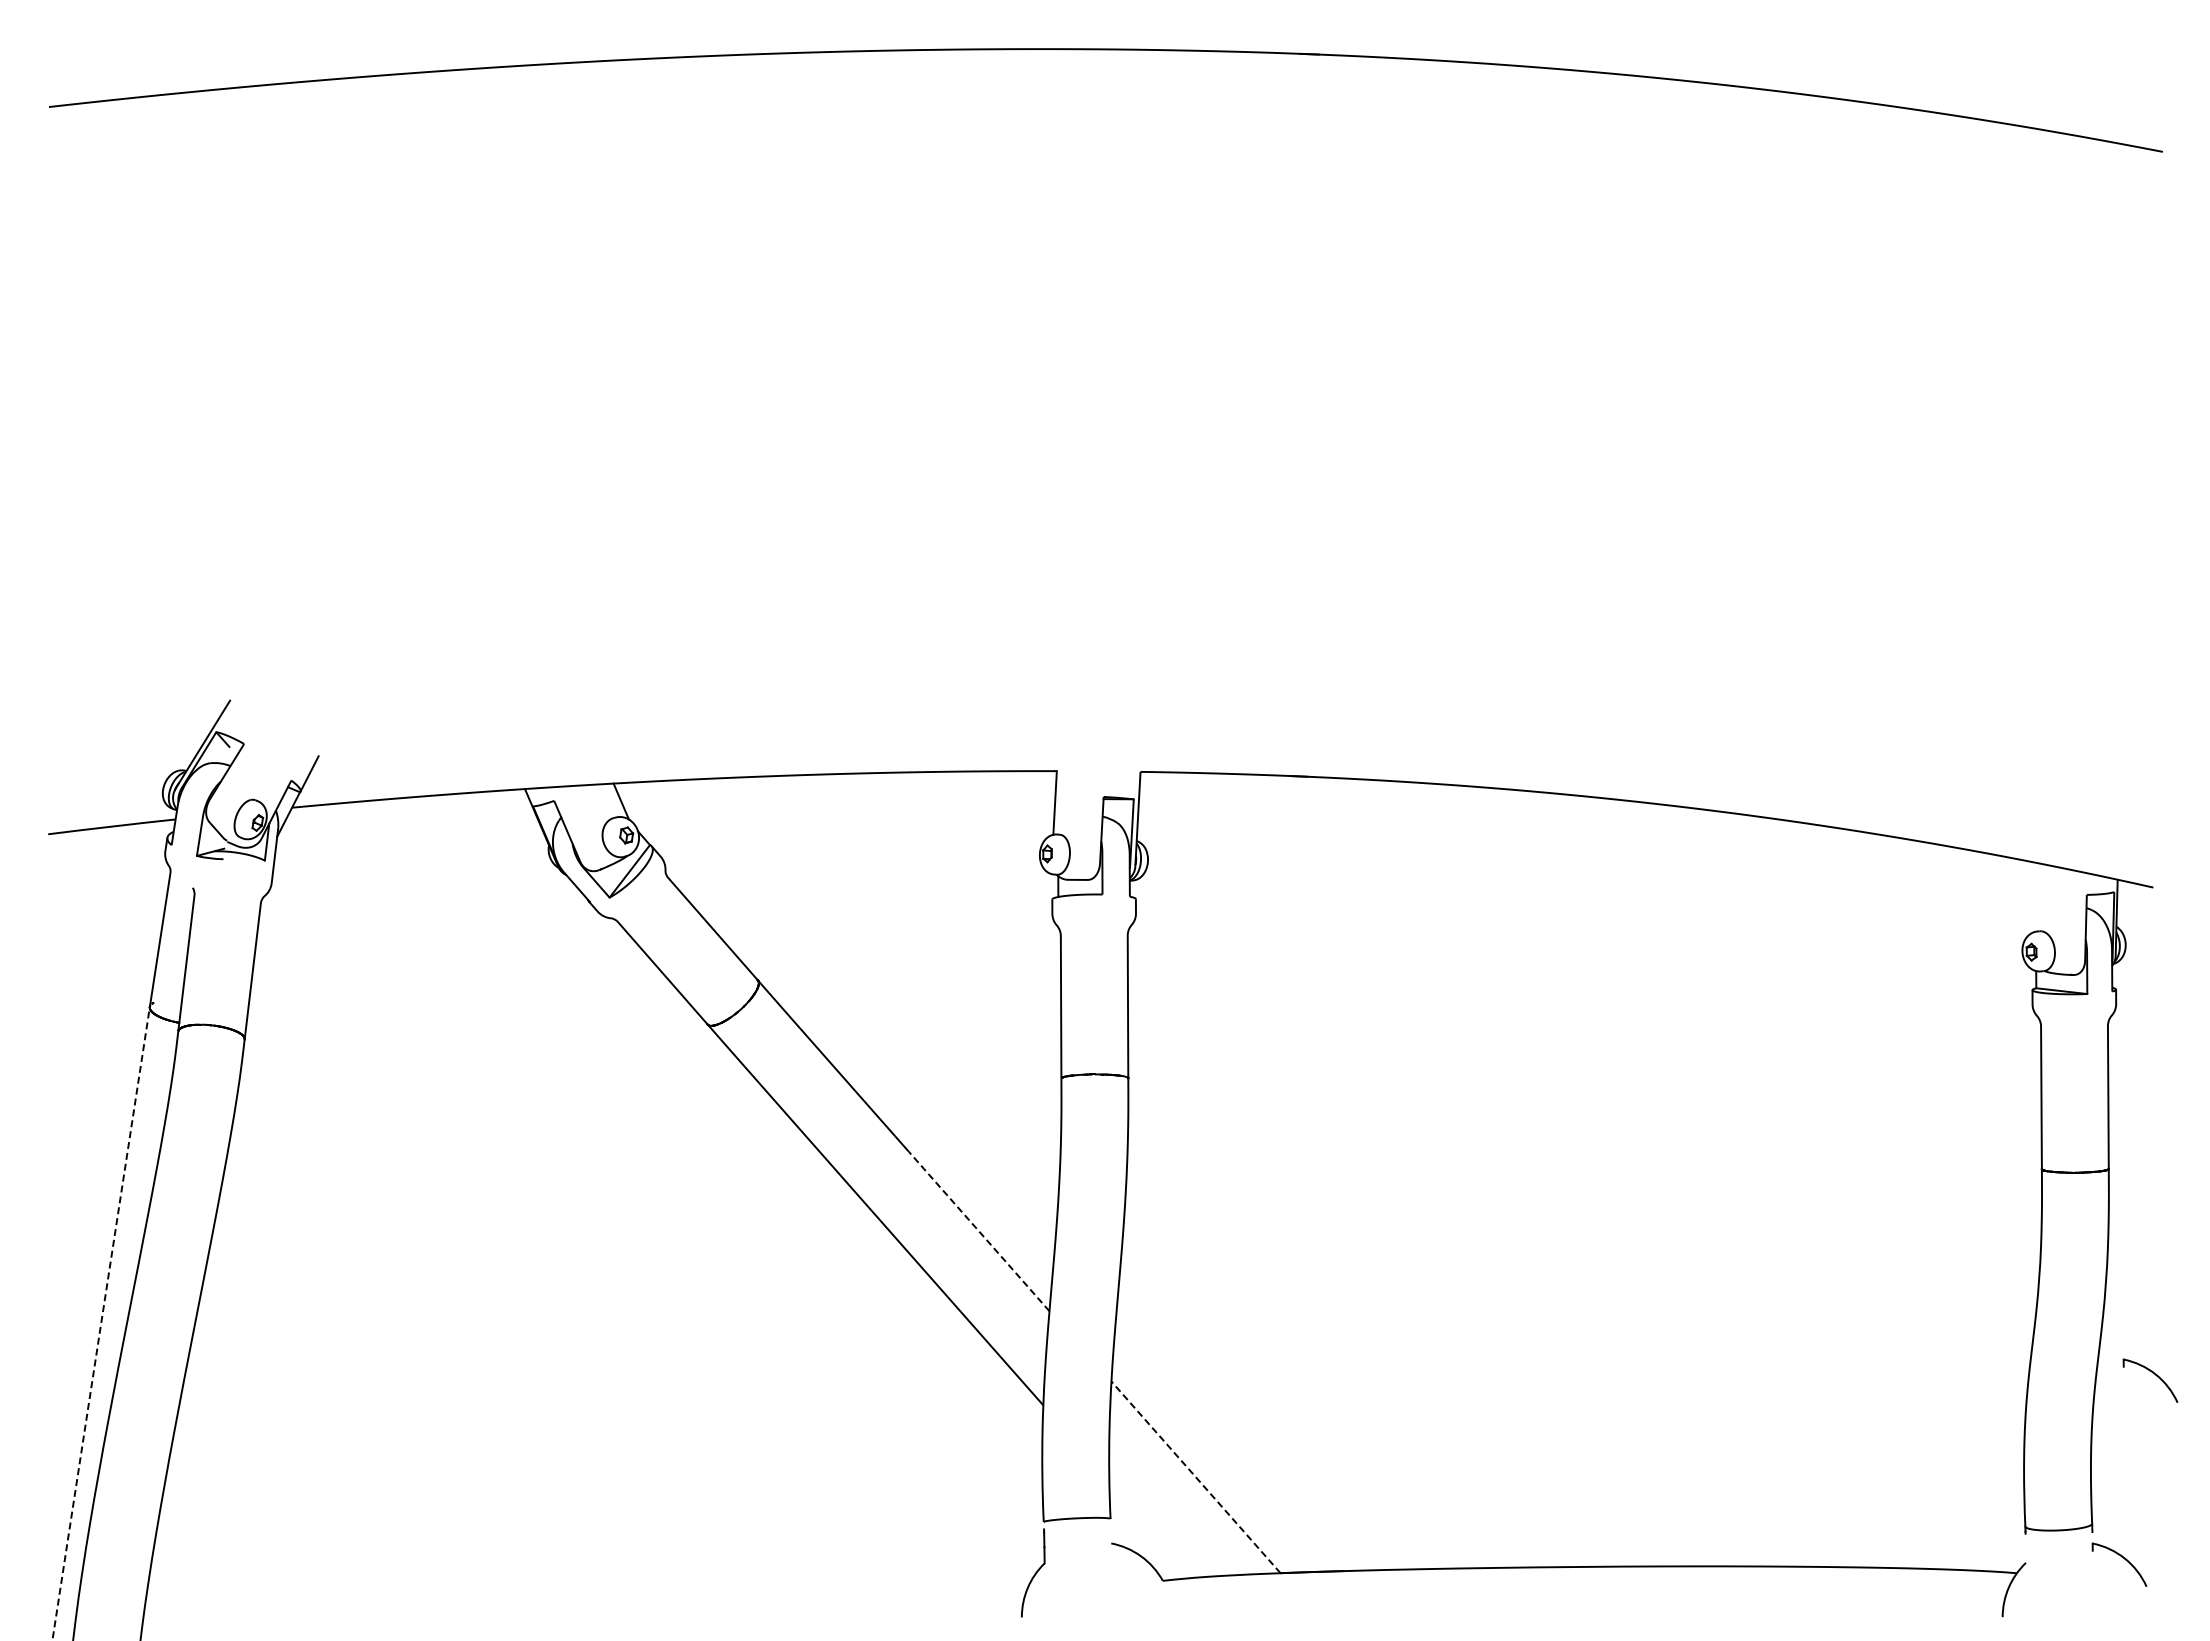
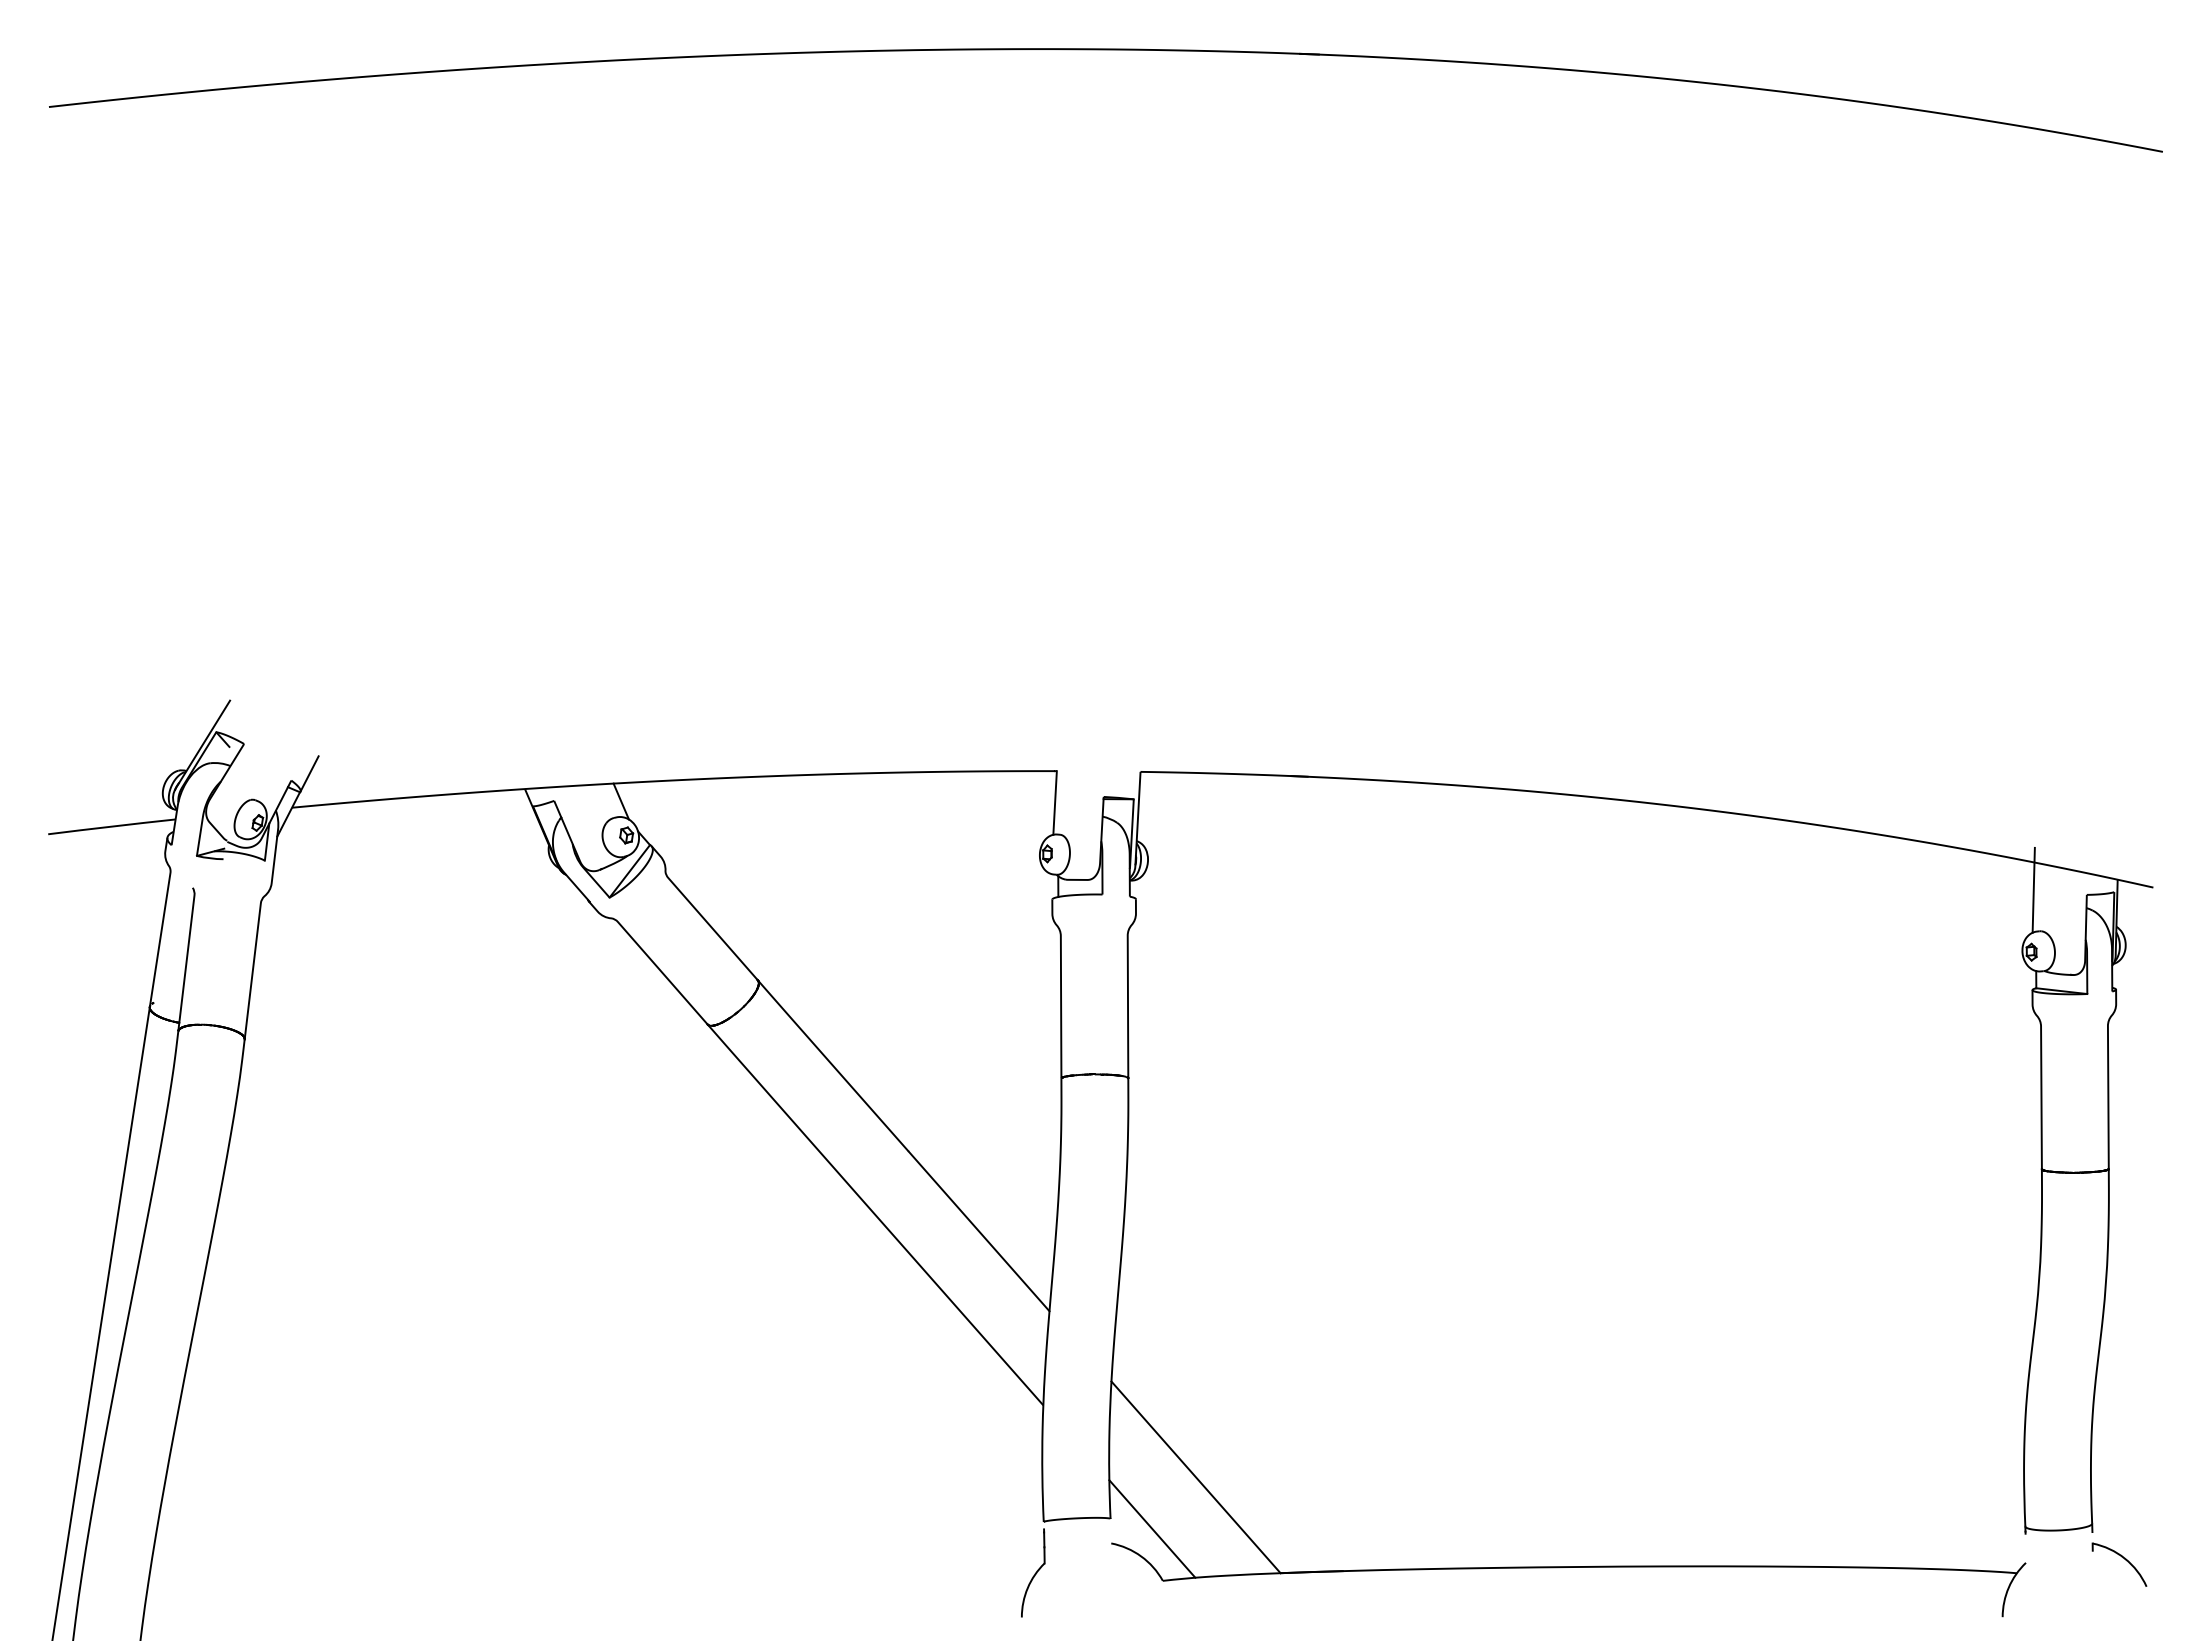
line: none -> present (2033, 889)
line: dashed -> solid (978, 1231)
line: dashed -> solid (101, 1323)
part: present -> none (2155, 1375)
line: dashed -> solid (1196, 1477)
line: none -> present (1152, 1528)
